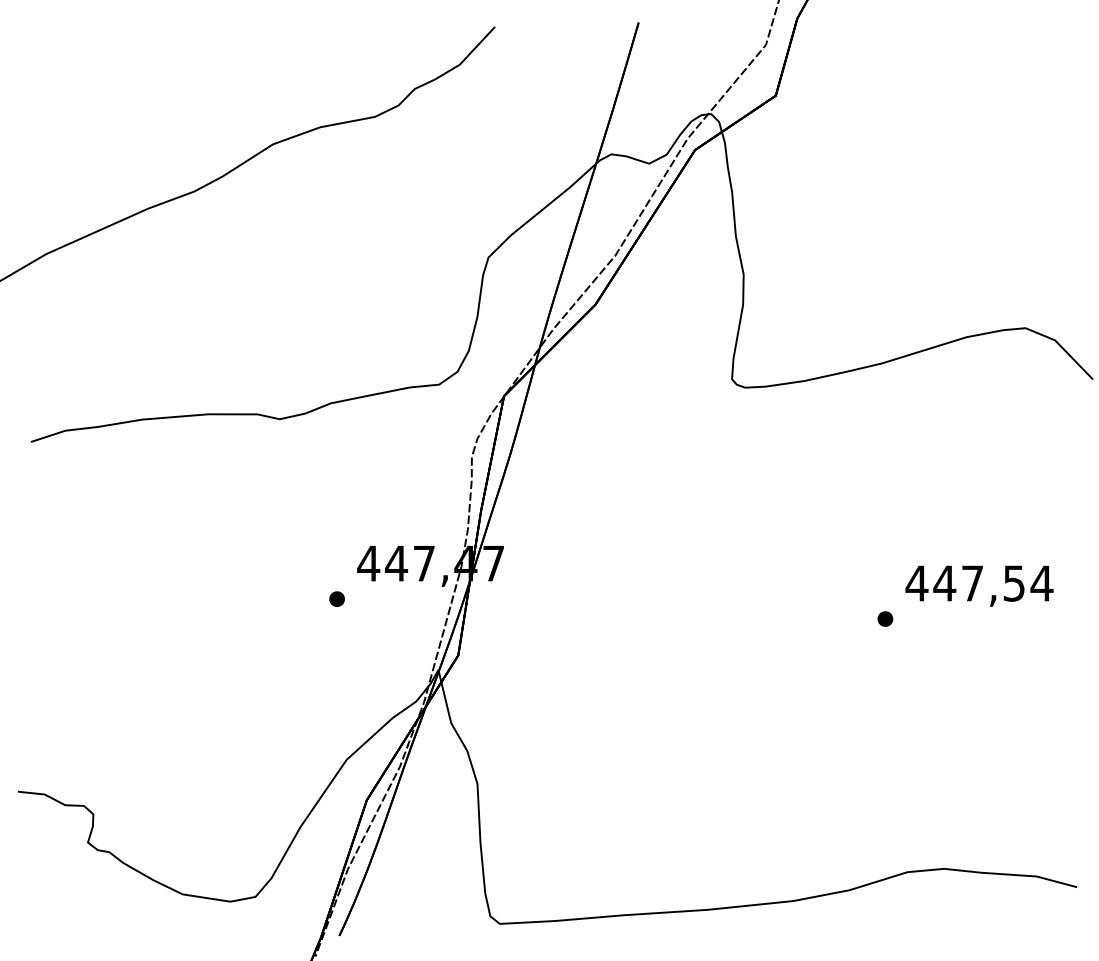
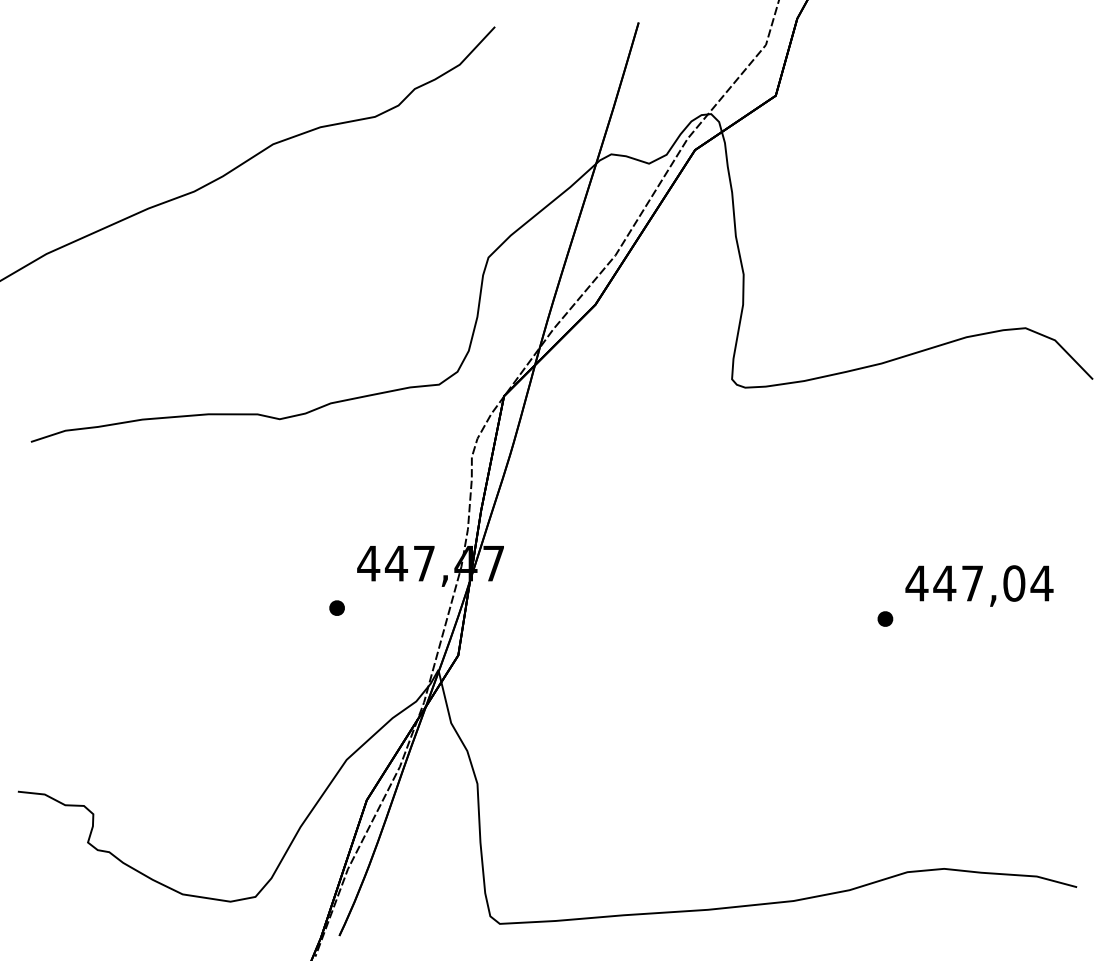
text: 447,54 -> 447,04 (1014, 583)
part position: (336, 598) -> (336, 607) (336, 607)
